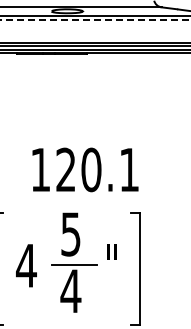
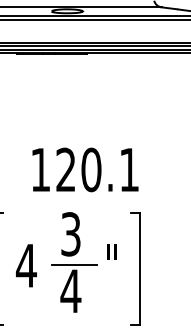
line: dashed -> solid (95, 20)
text: 5 -> 3 (70, 233)
